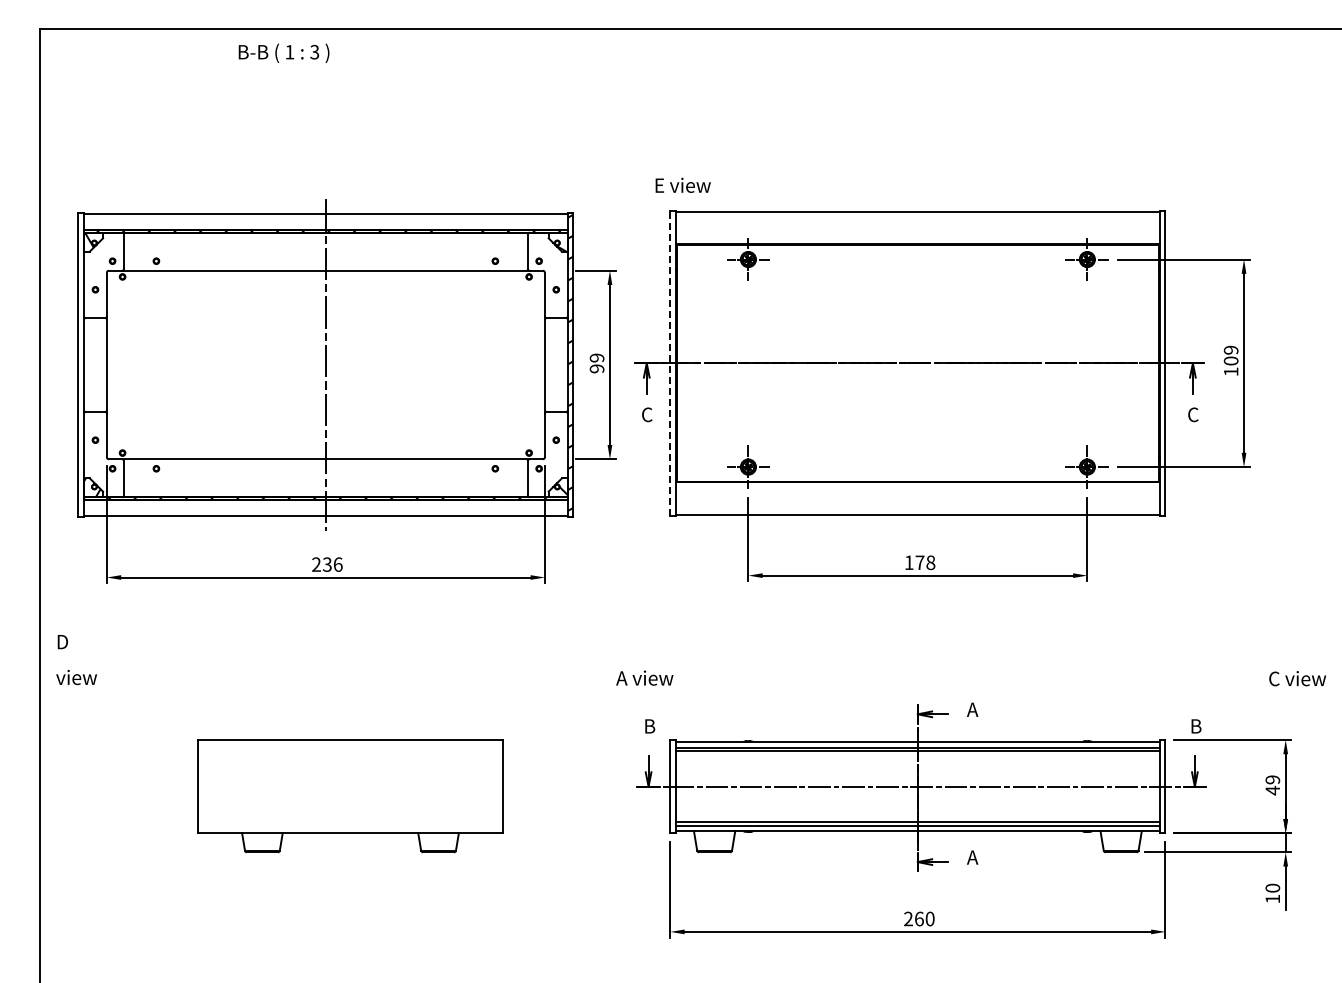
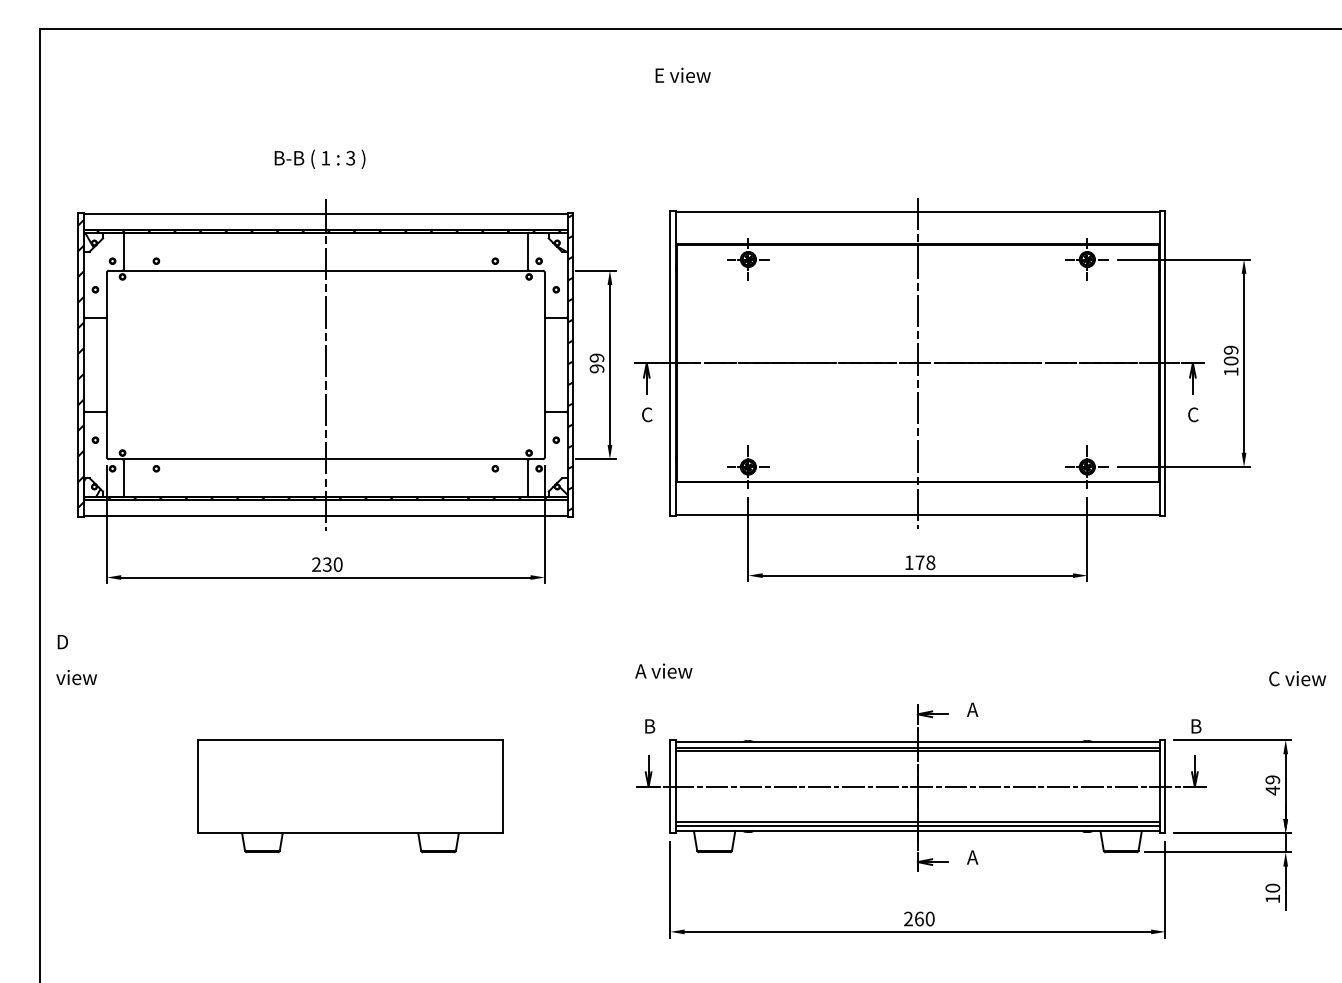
text position: (283, 52) -> (319, 158) (319, 158)
text position: (682, 184) -> (682, 74) (682, 74)
line: dashed -> solid (670, 362)
line: none -> present (917, 362)
hatch: none -> present (81, 363)
text: 236 -> 230 (337, 564)
text position: (644, 677) -> (663, 670) (663, 670)
